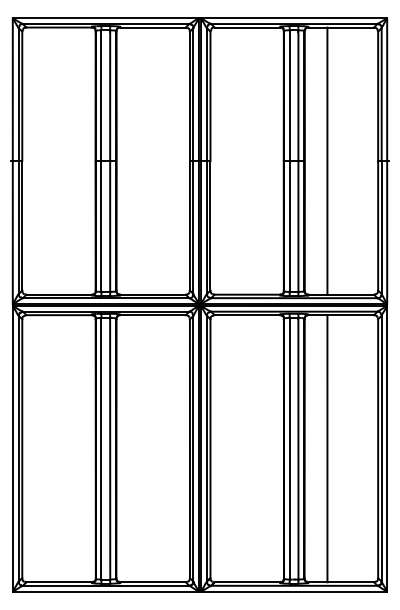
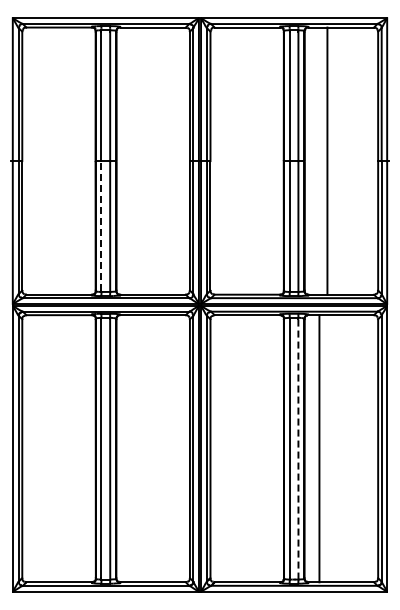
line: solid -> dashed (101, 225)
line: solid -> dashed (298, 448)
line position: (327, 448) -> (319, 448) (319, 448)
